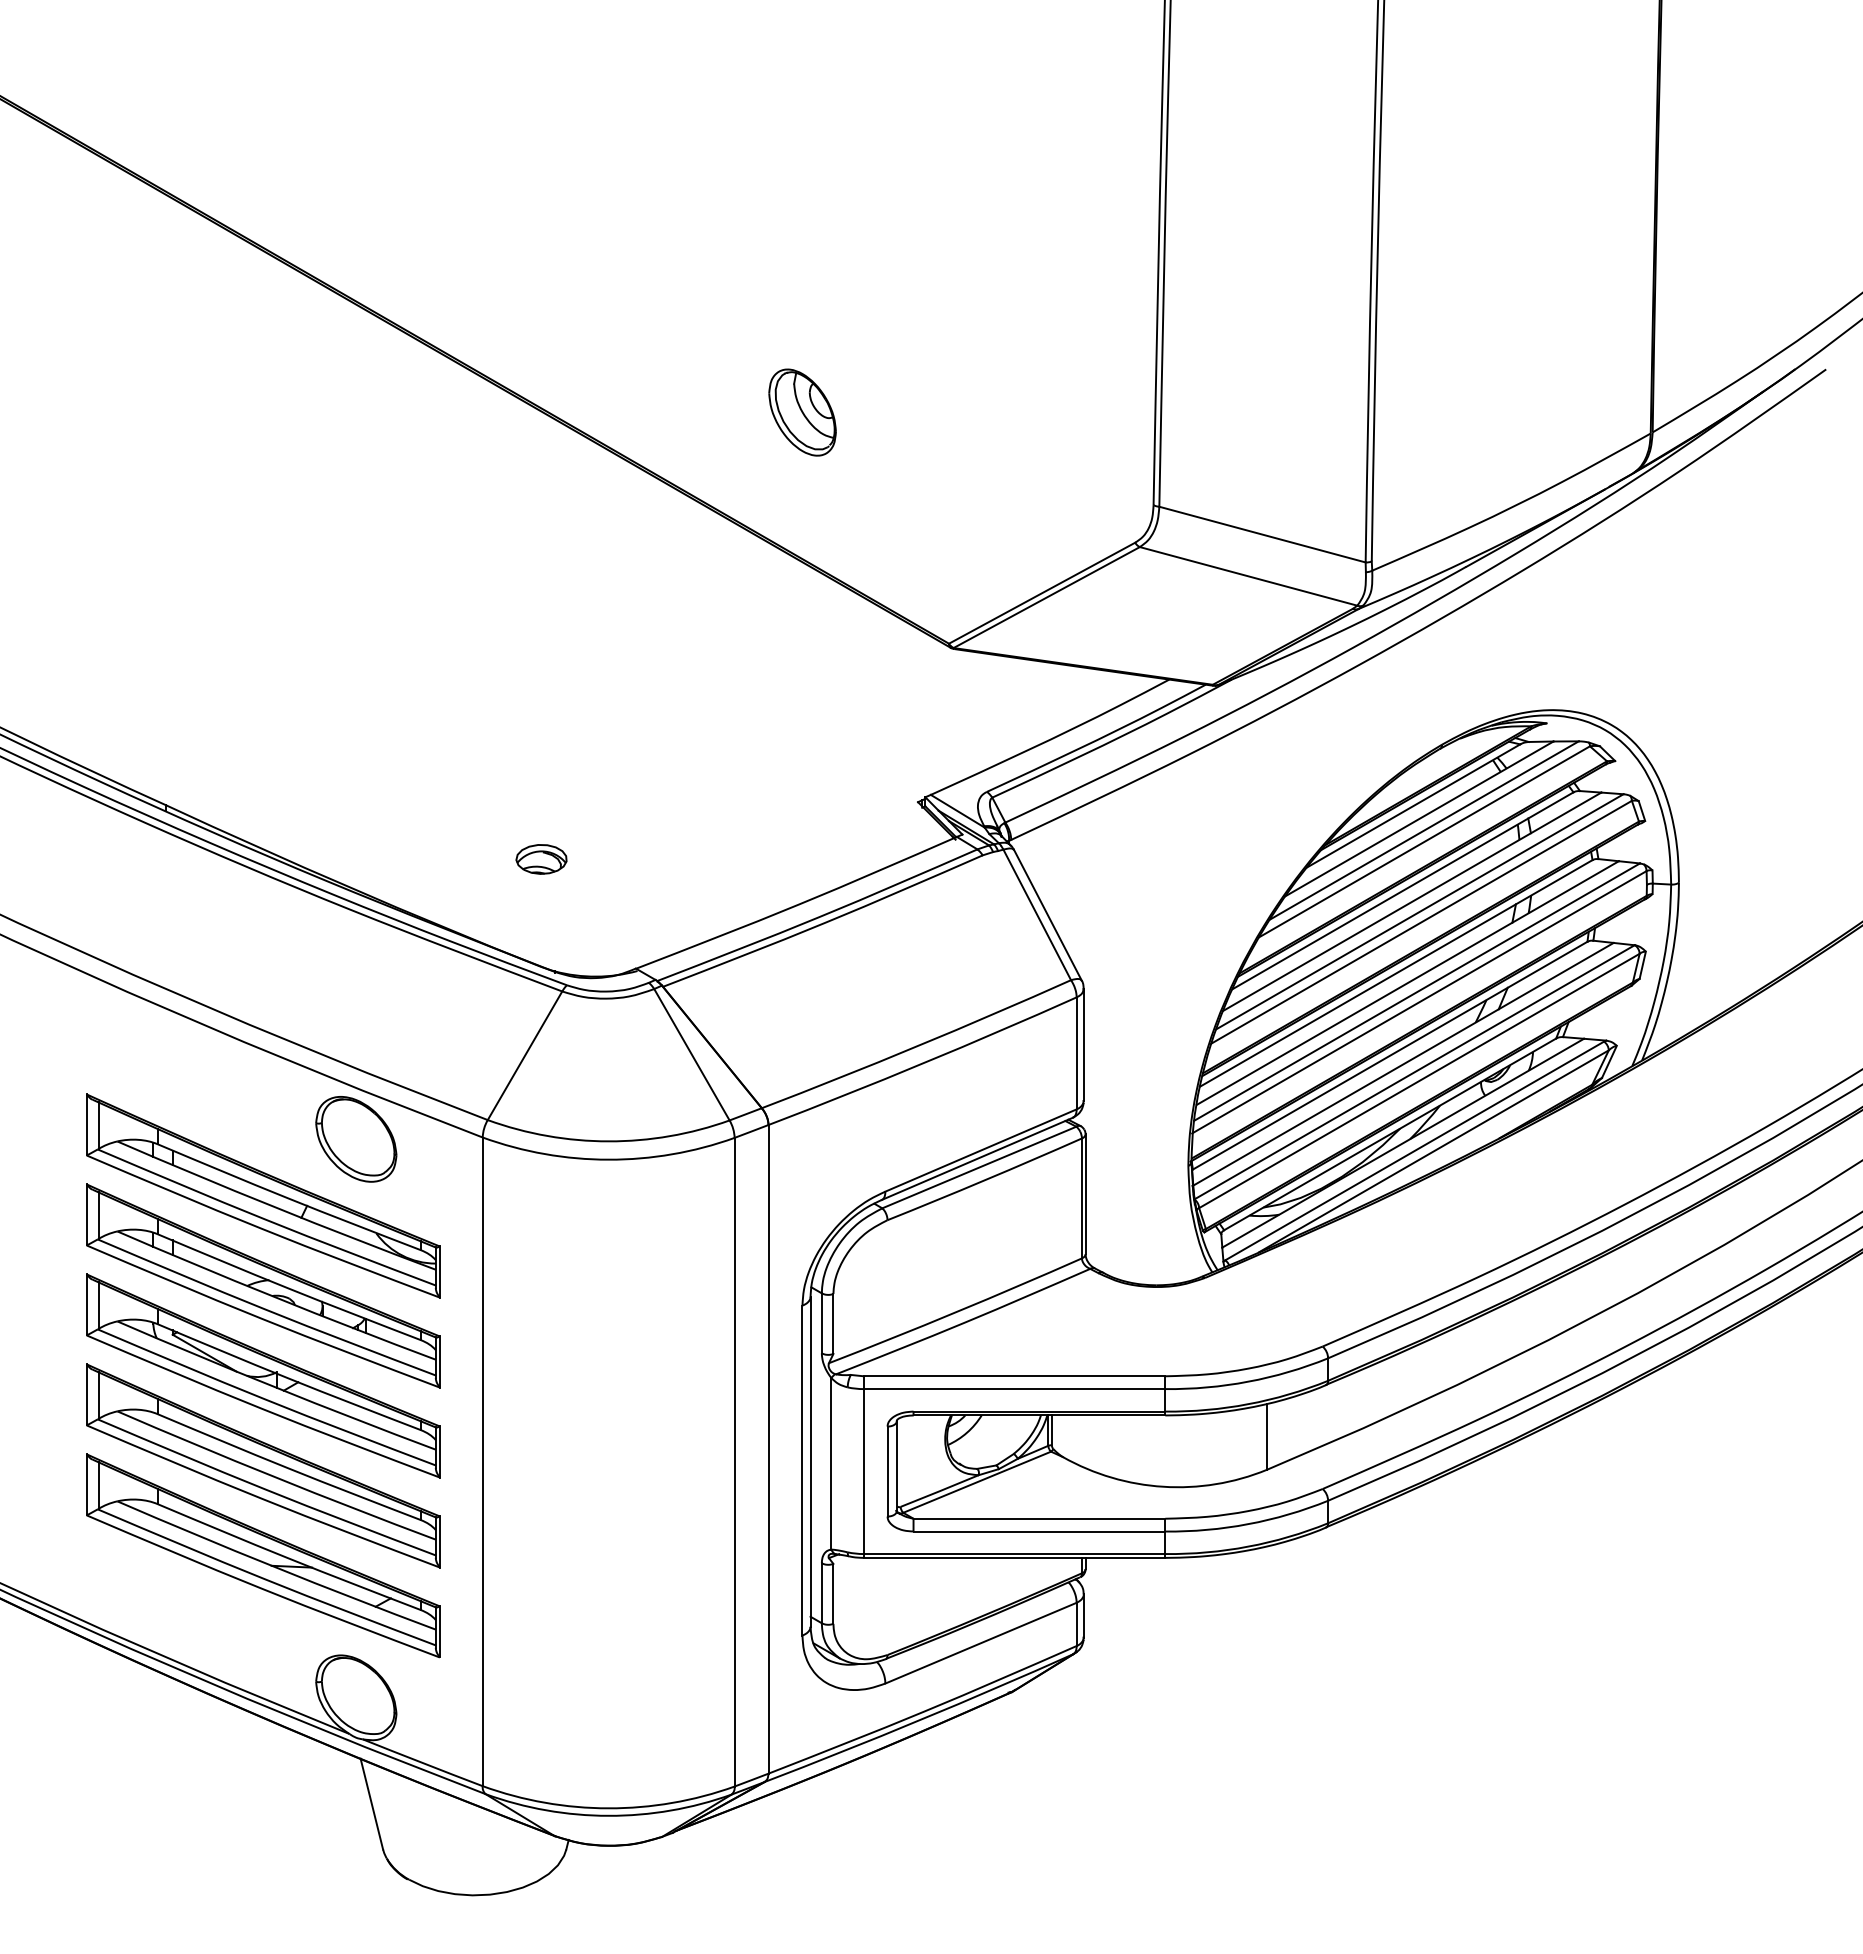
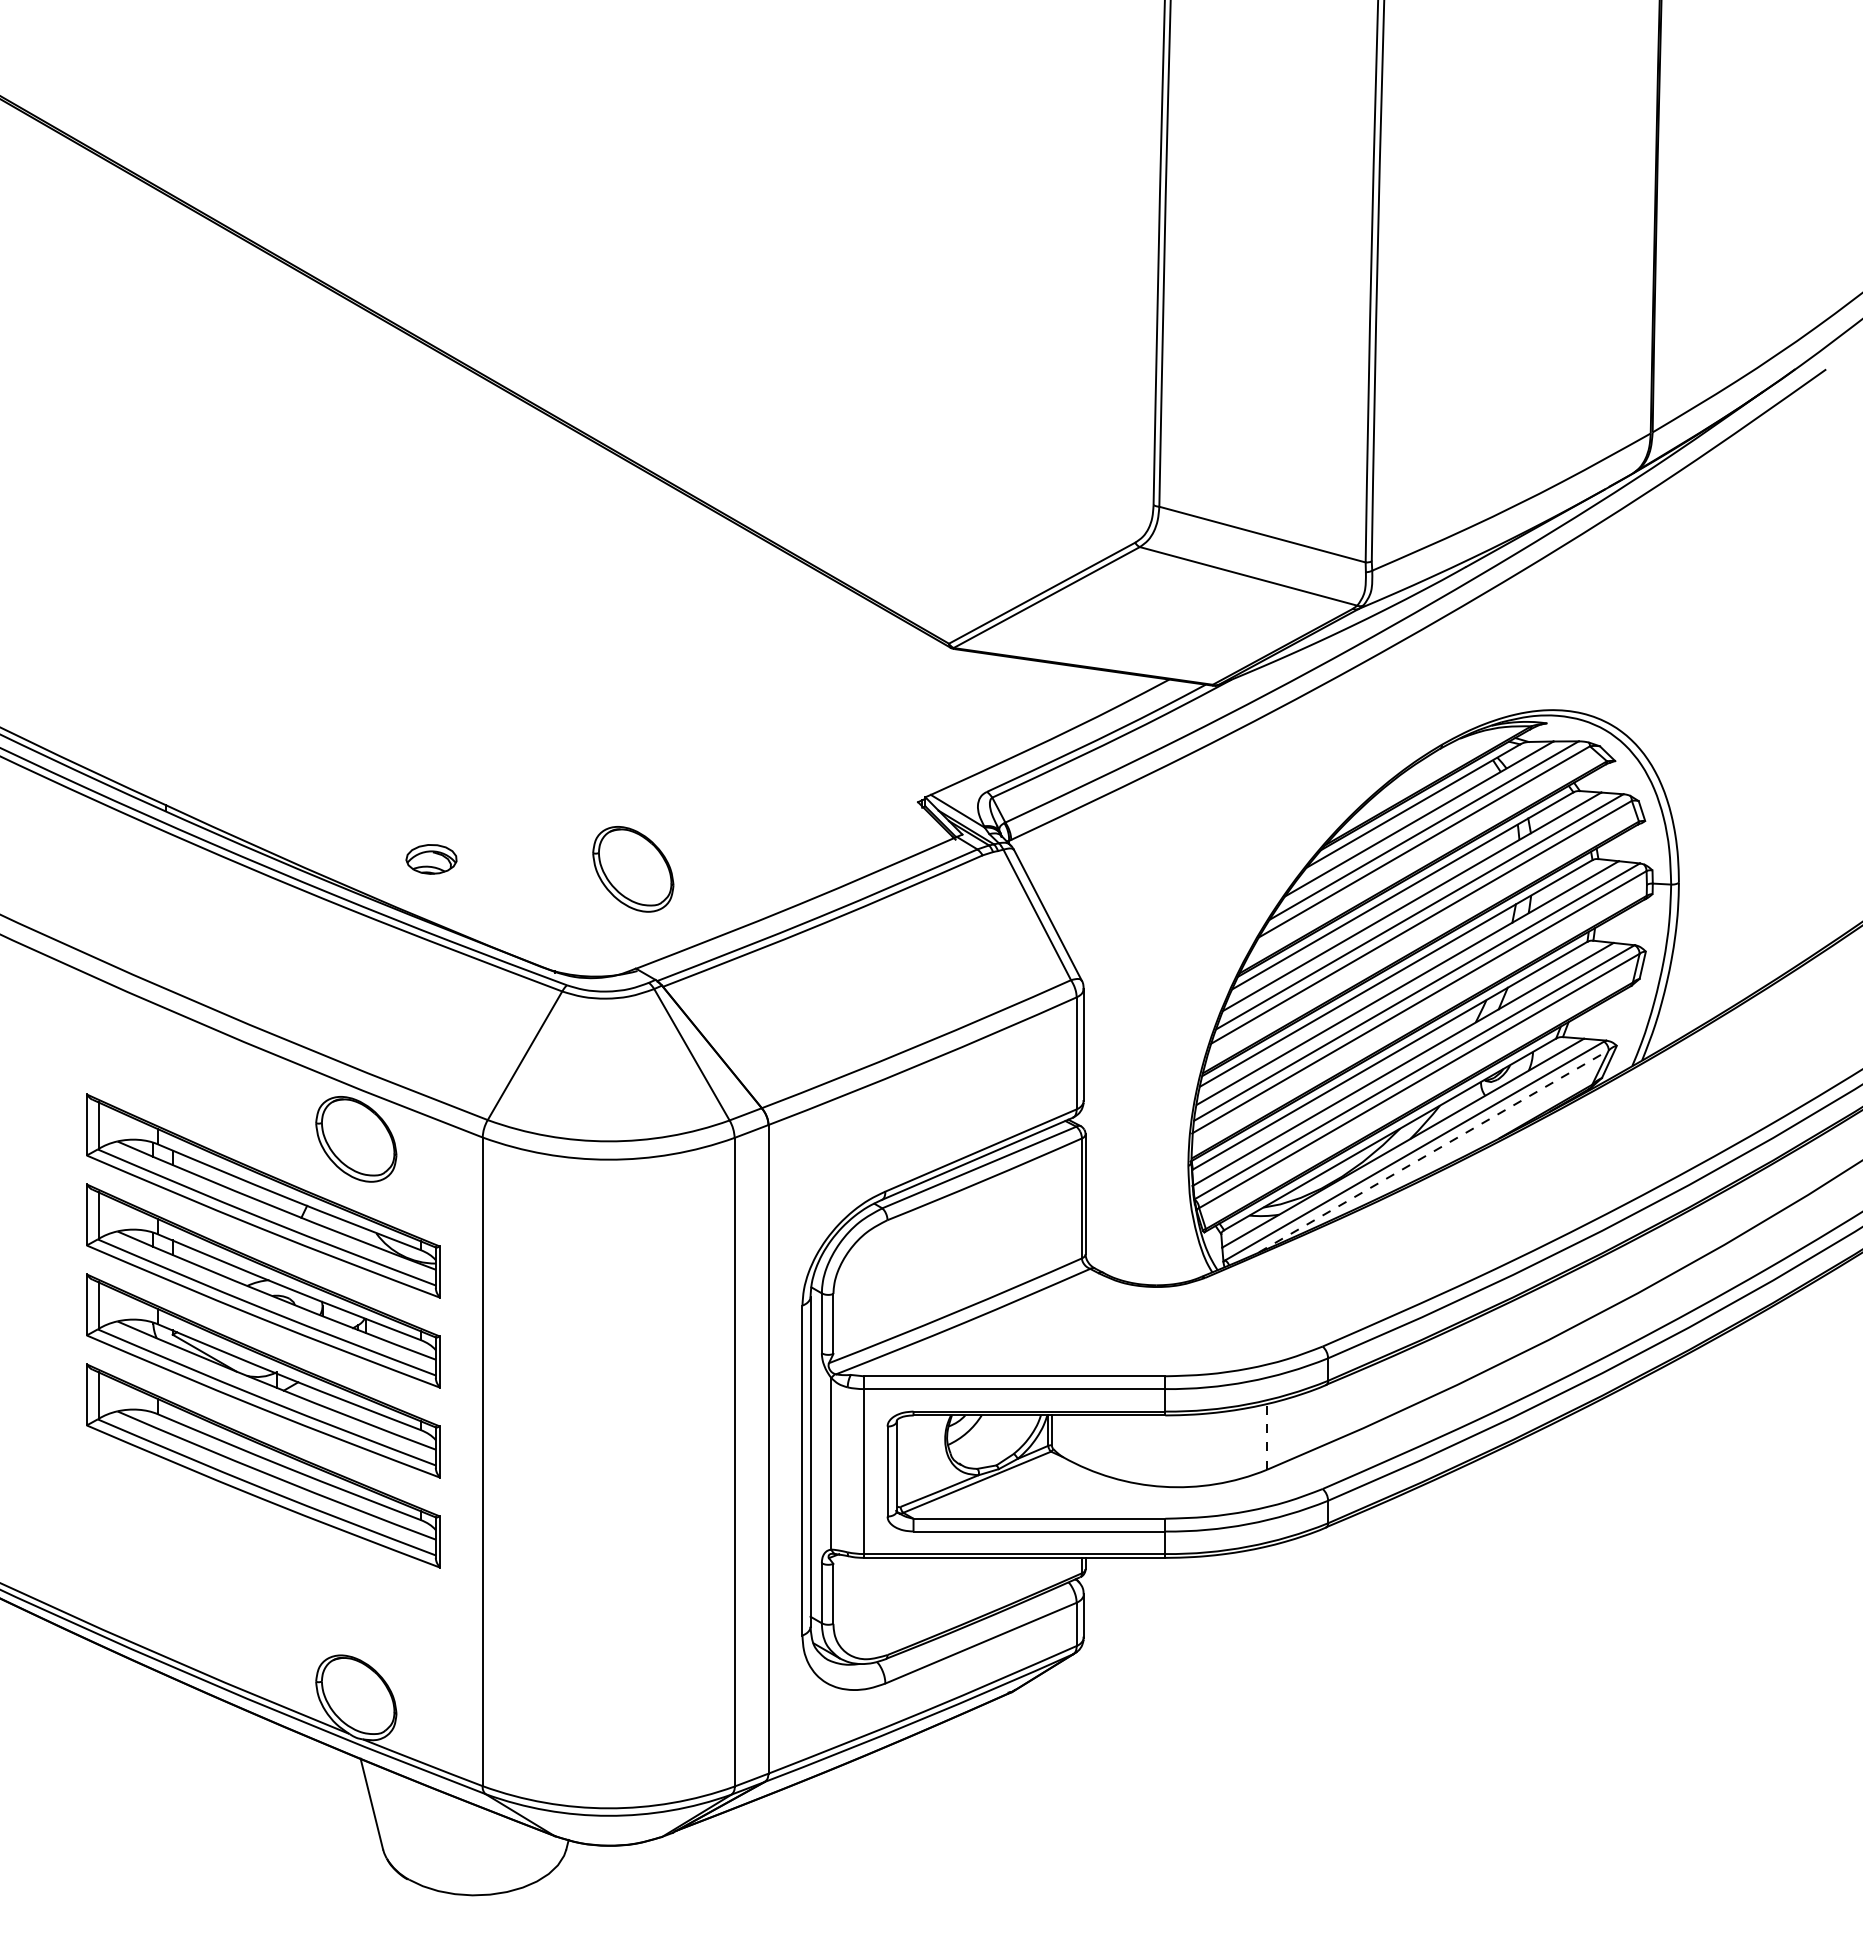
part: present -> none (802, 412)
part position: (541, 859) -> (431, 859) (431, 859)
part: none -> present (633, 869)
line: solid -> dashed (1433, 1151)
line: solid -> dashed (1266, 1436)
part: present -> none (263, 1555)
